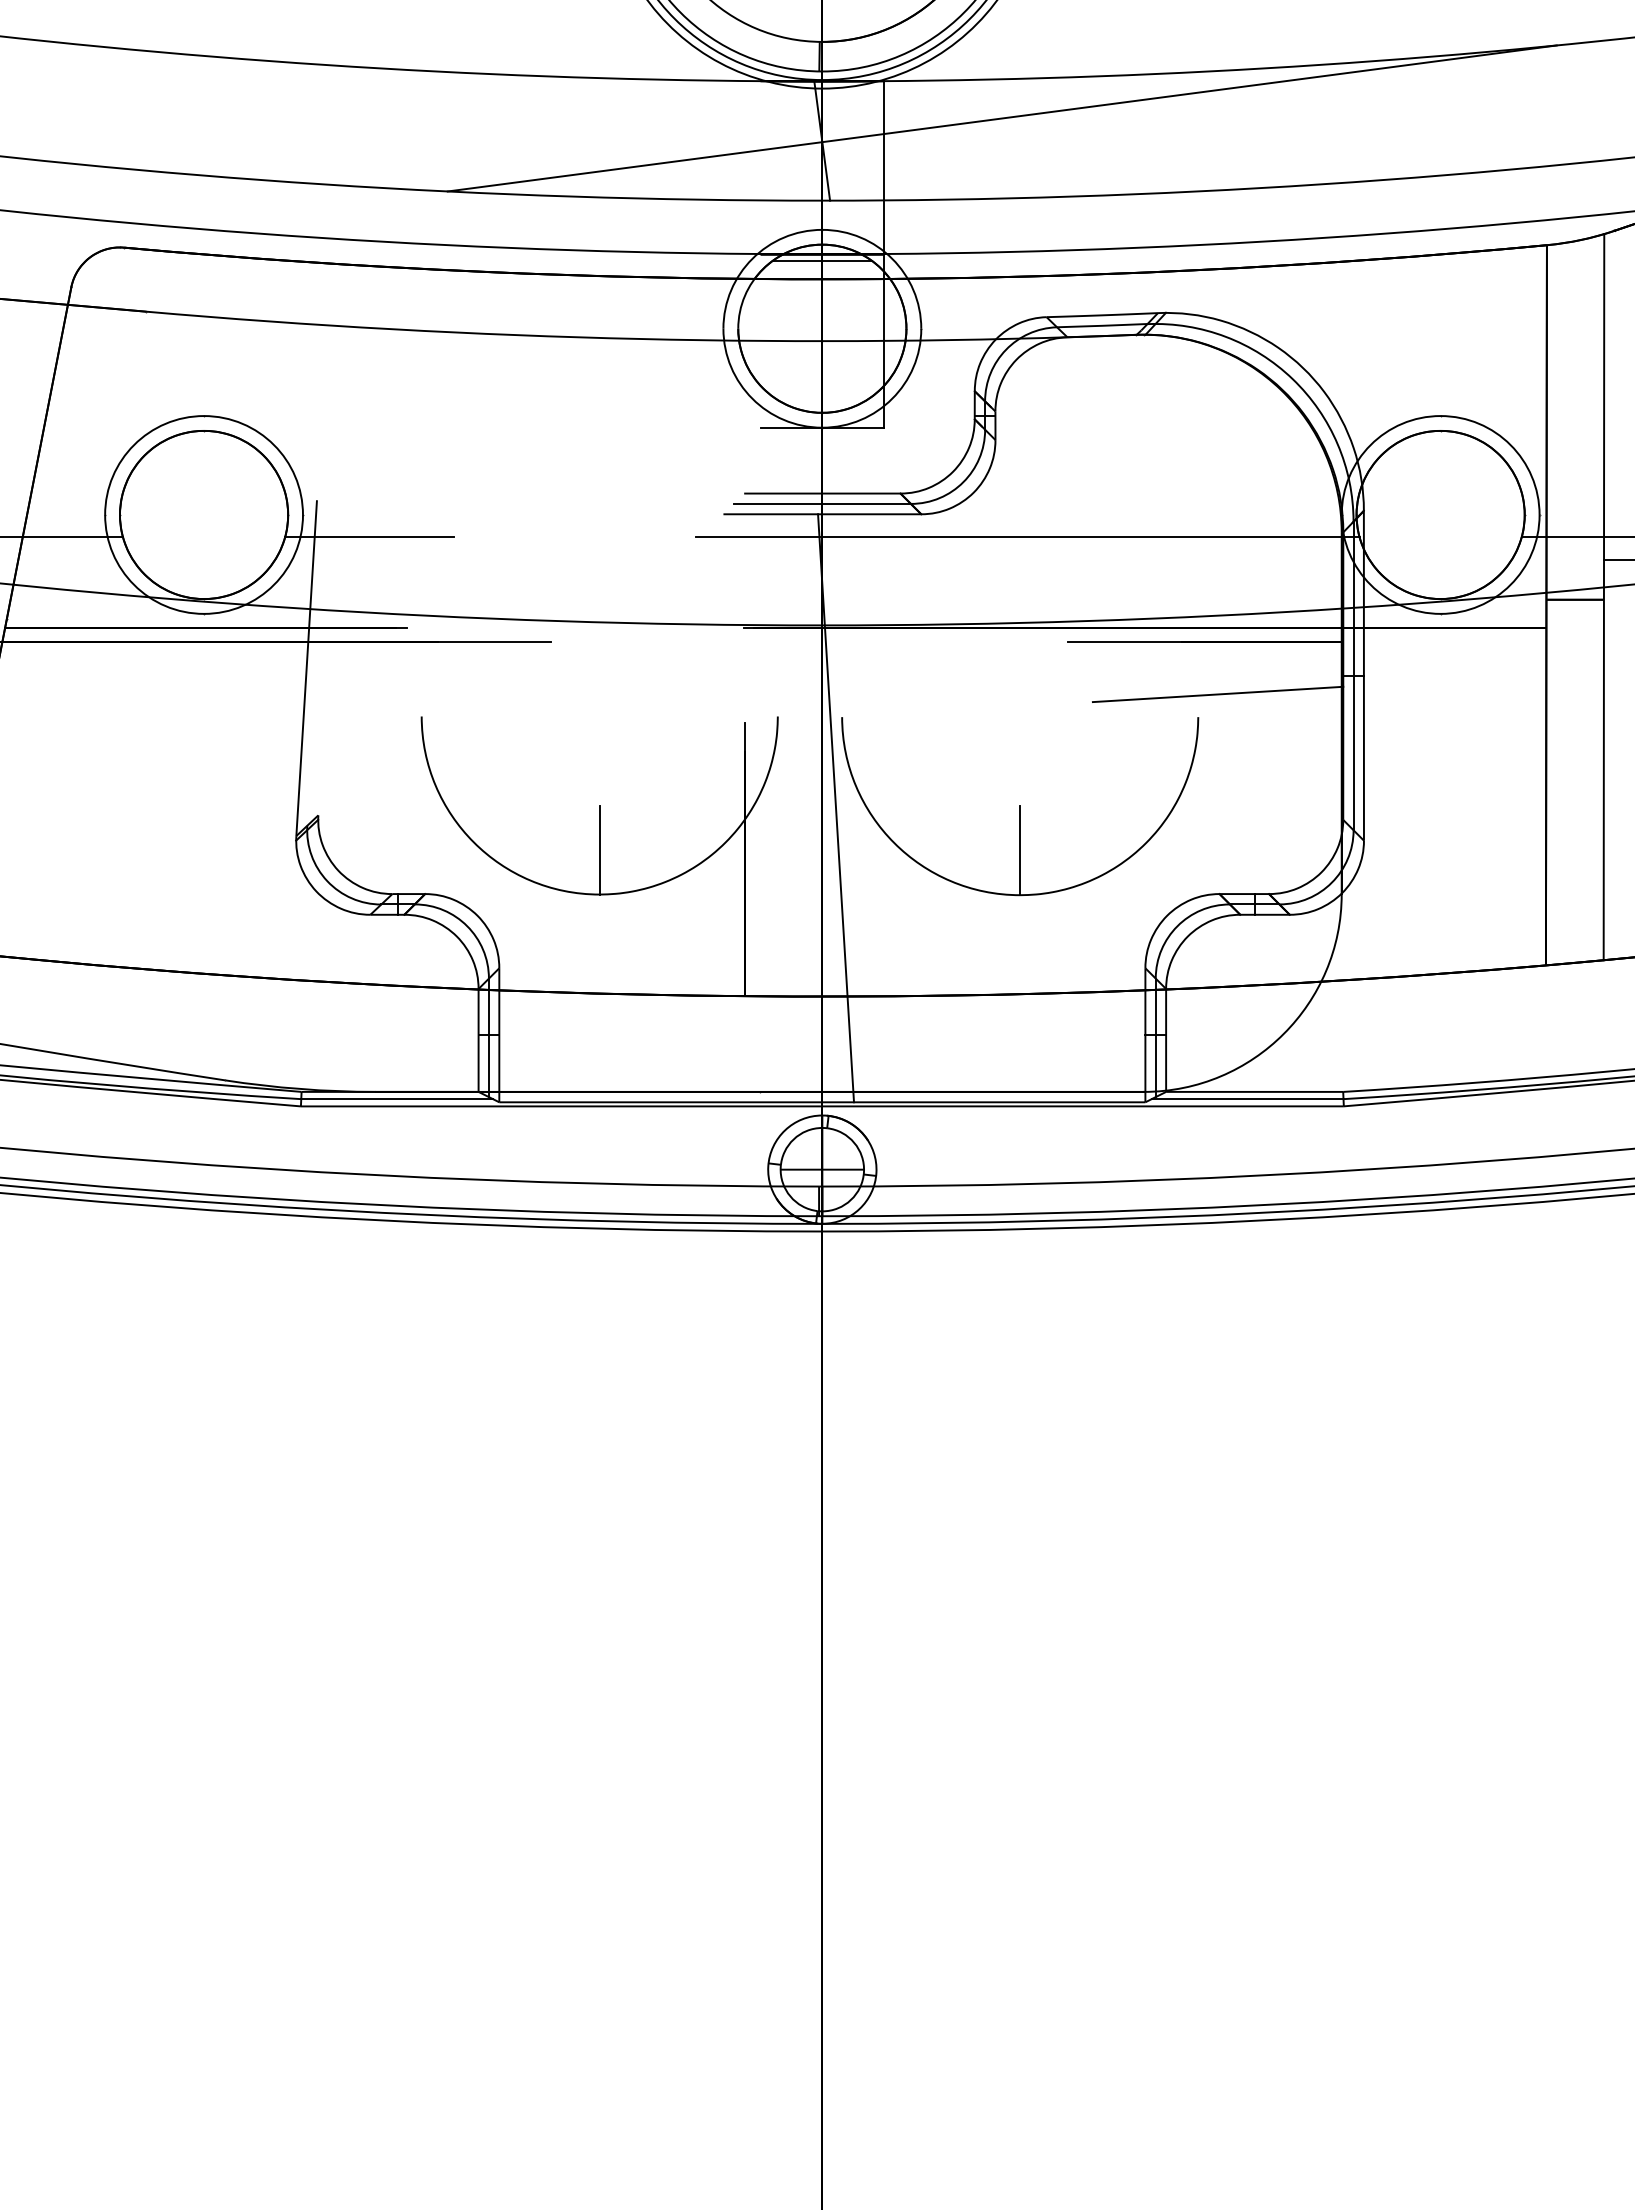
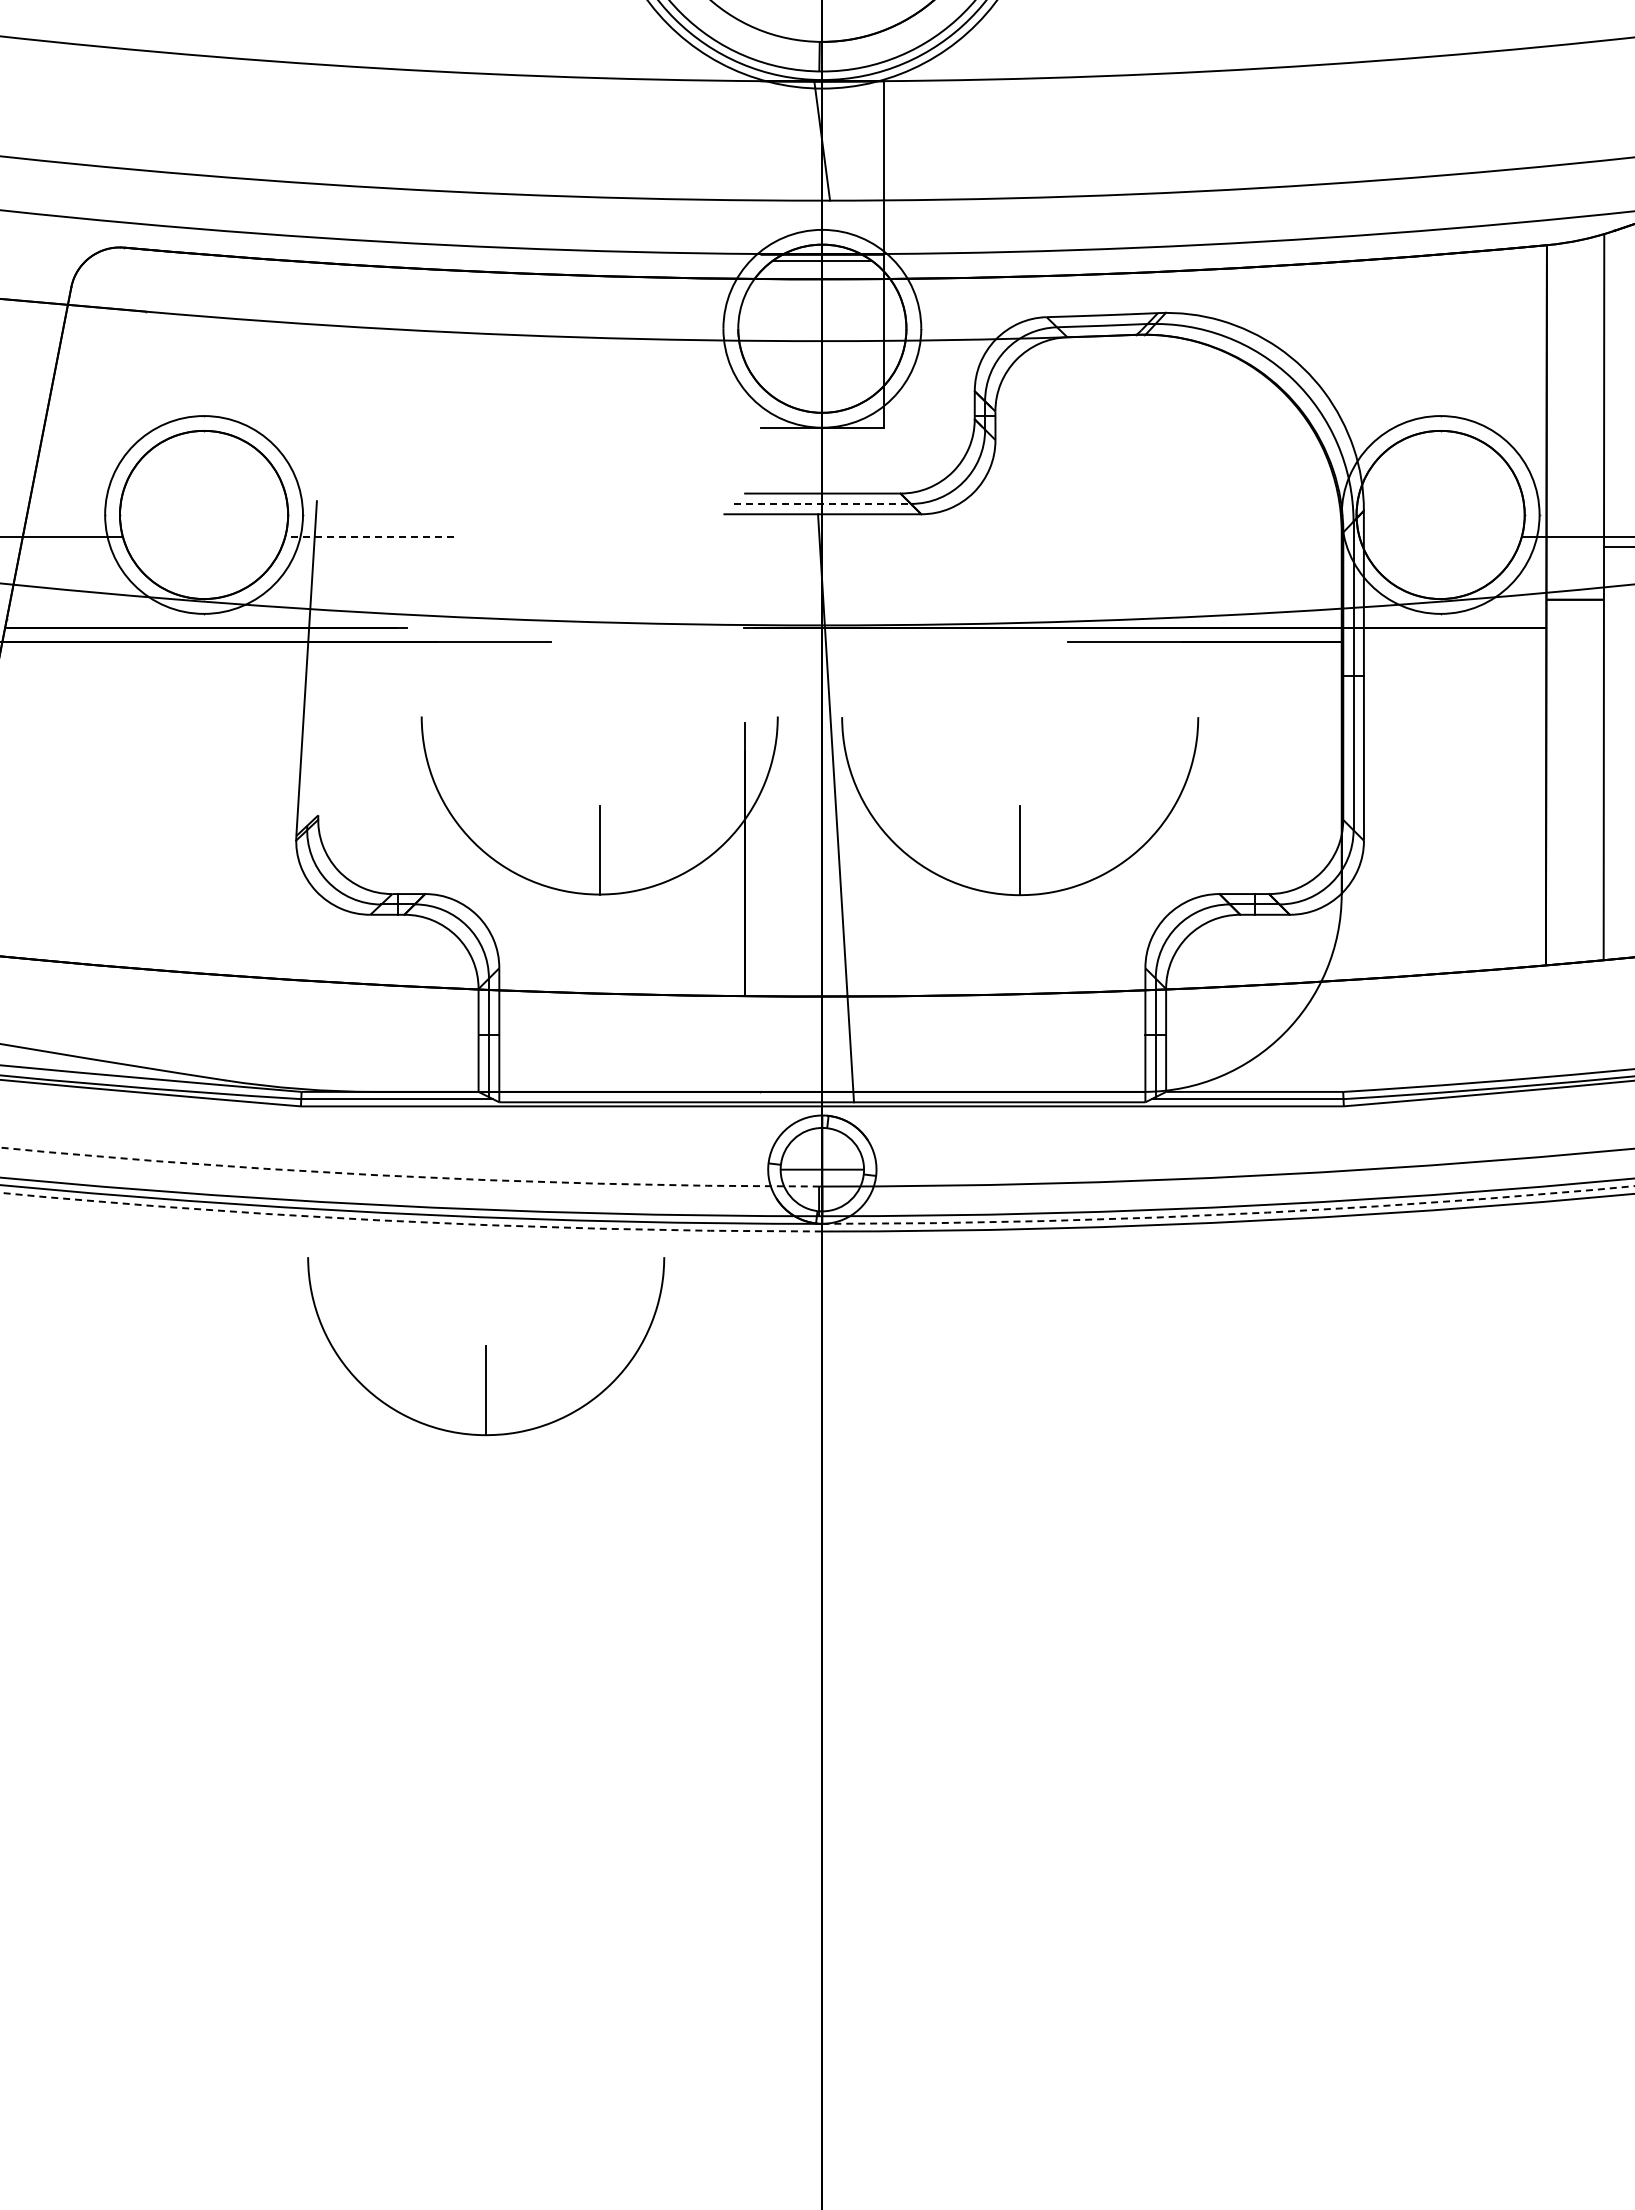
line: present -> none (1001, 118)
line: solid -> dashed (822, 503)
line: solid -> dashed (368, 537)
line: present -> none (1027, 537)
line position: (1617, 560) -> (1617, 547) (1617, 547)
line: present -> none (1217, 694)
arc: solid -> dashed (408, 1176)
arc: solid -> dashed (1229, 1214)
arc: solid -> dashed (410, 1221)
part: none -> present (486, 1346)
